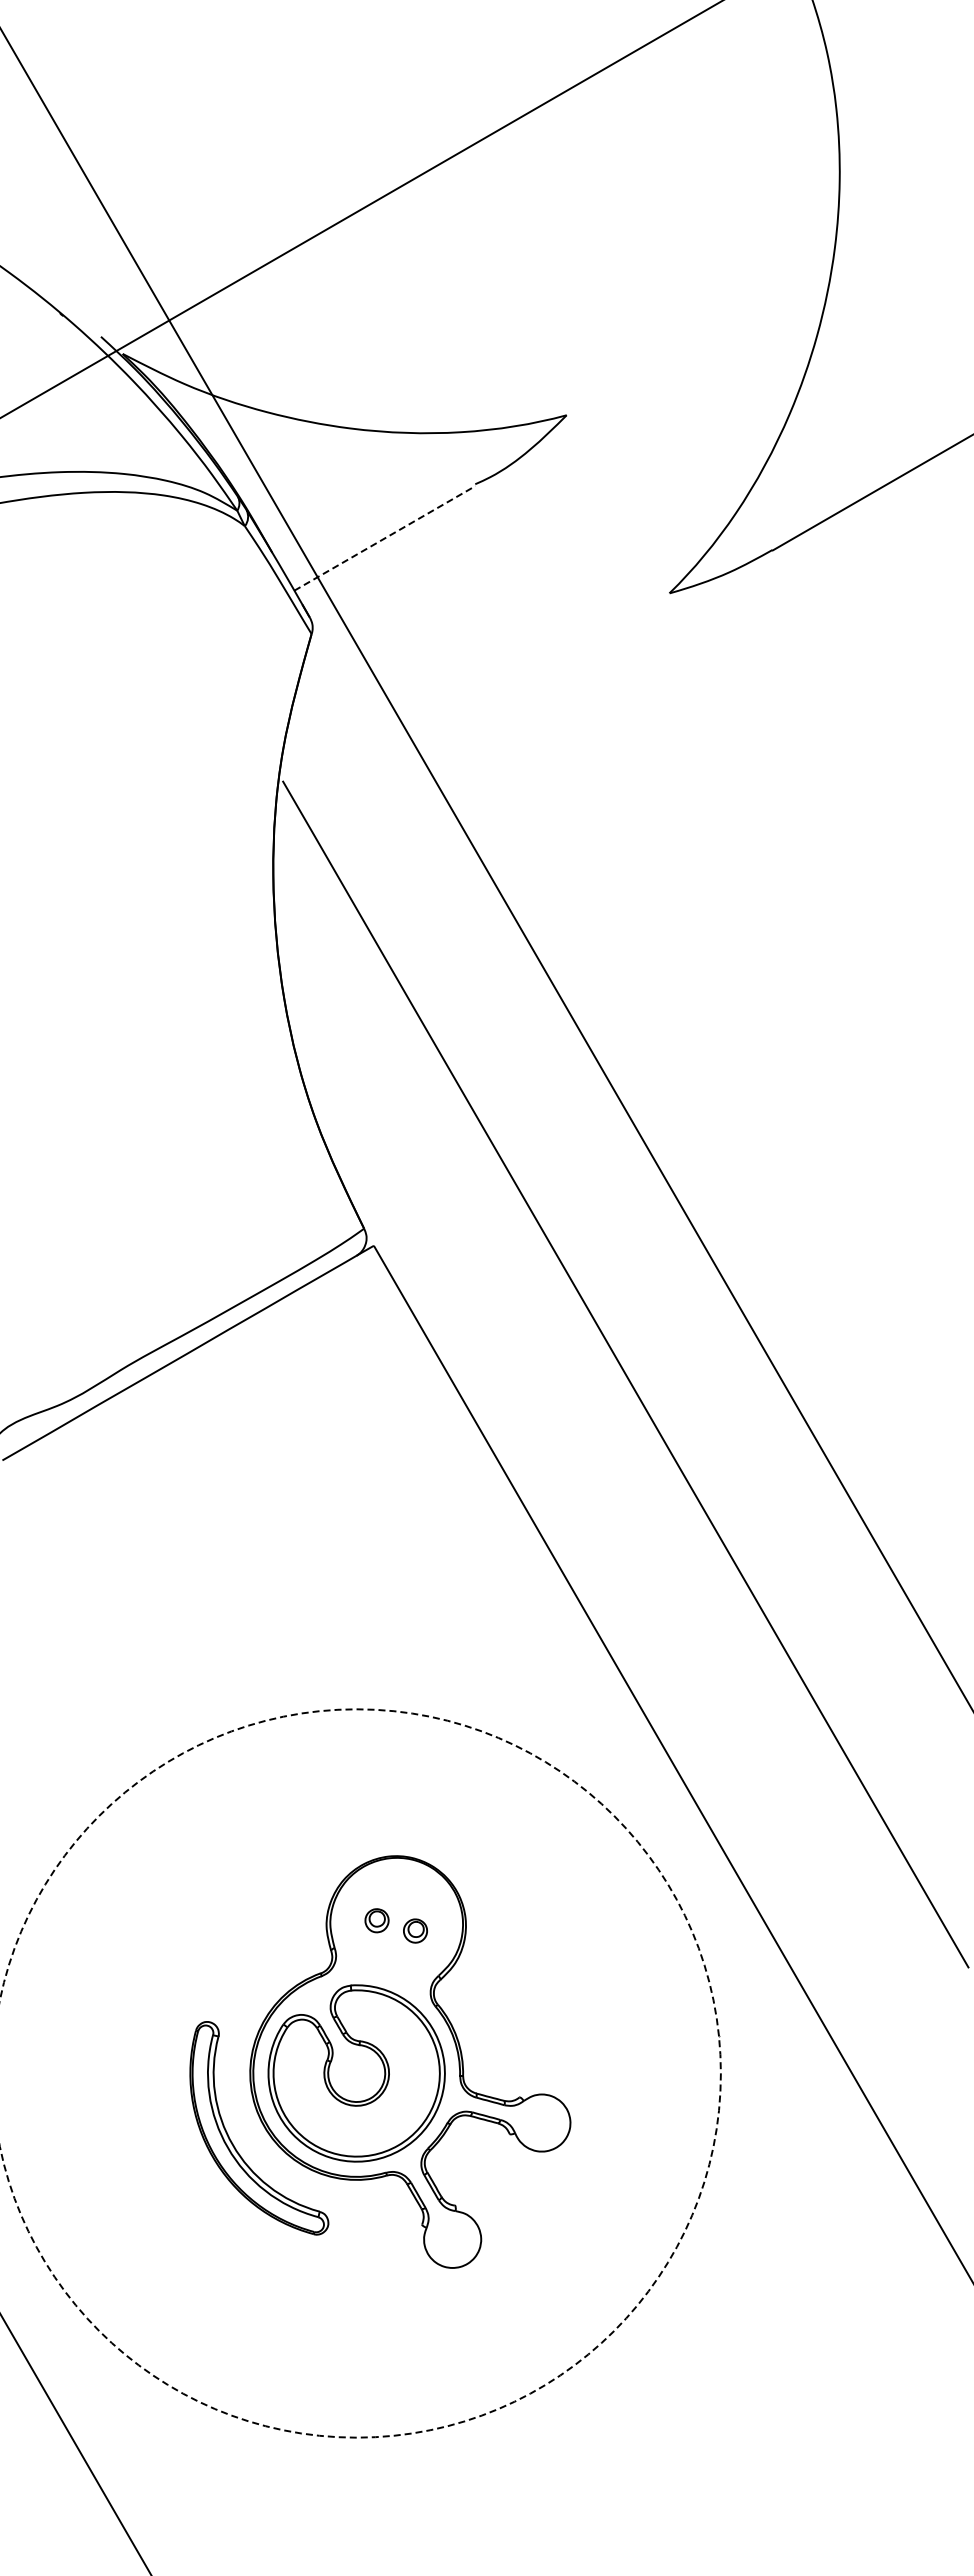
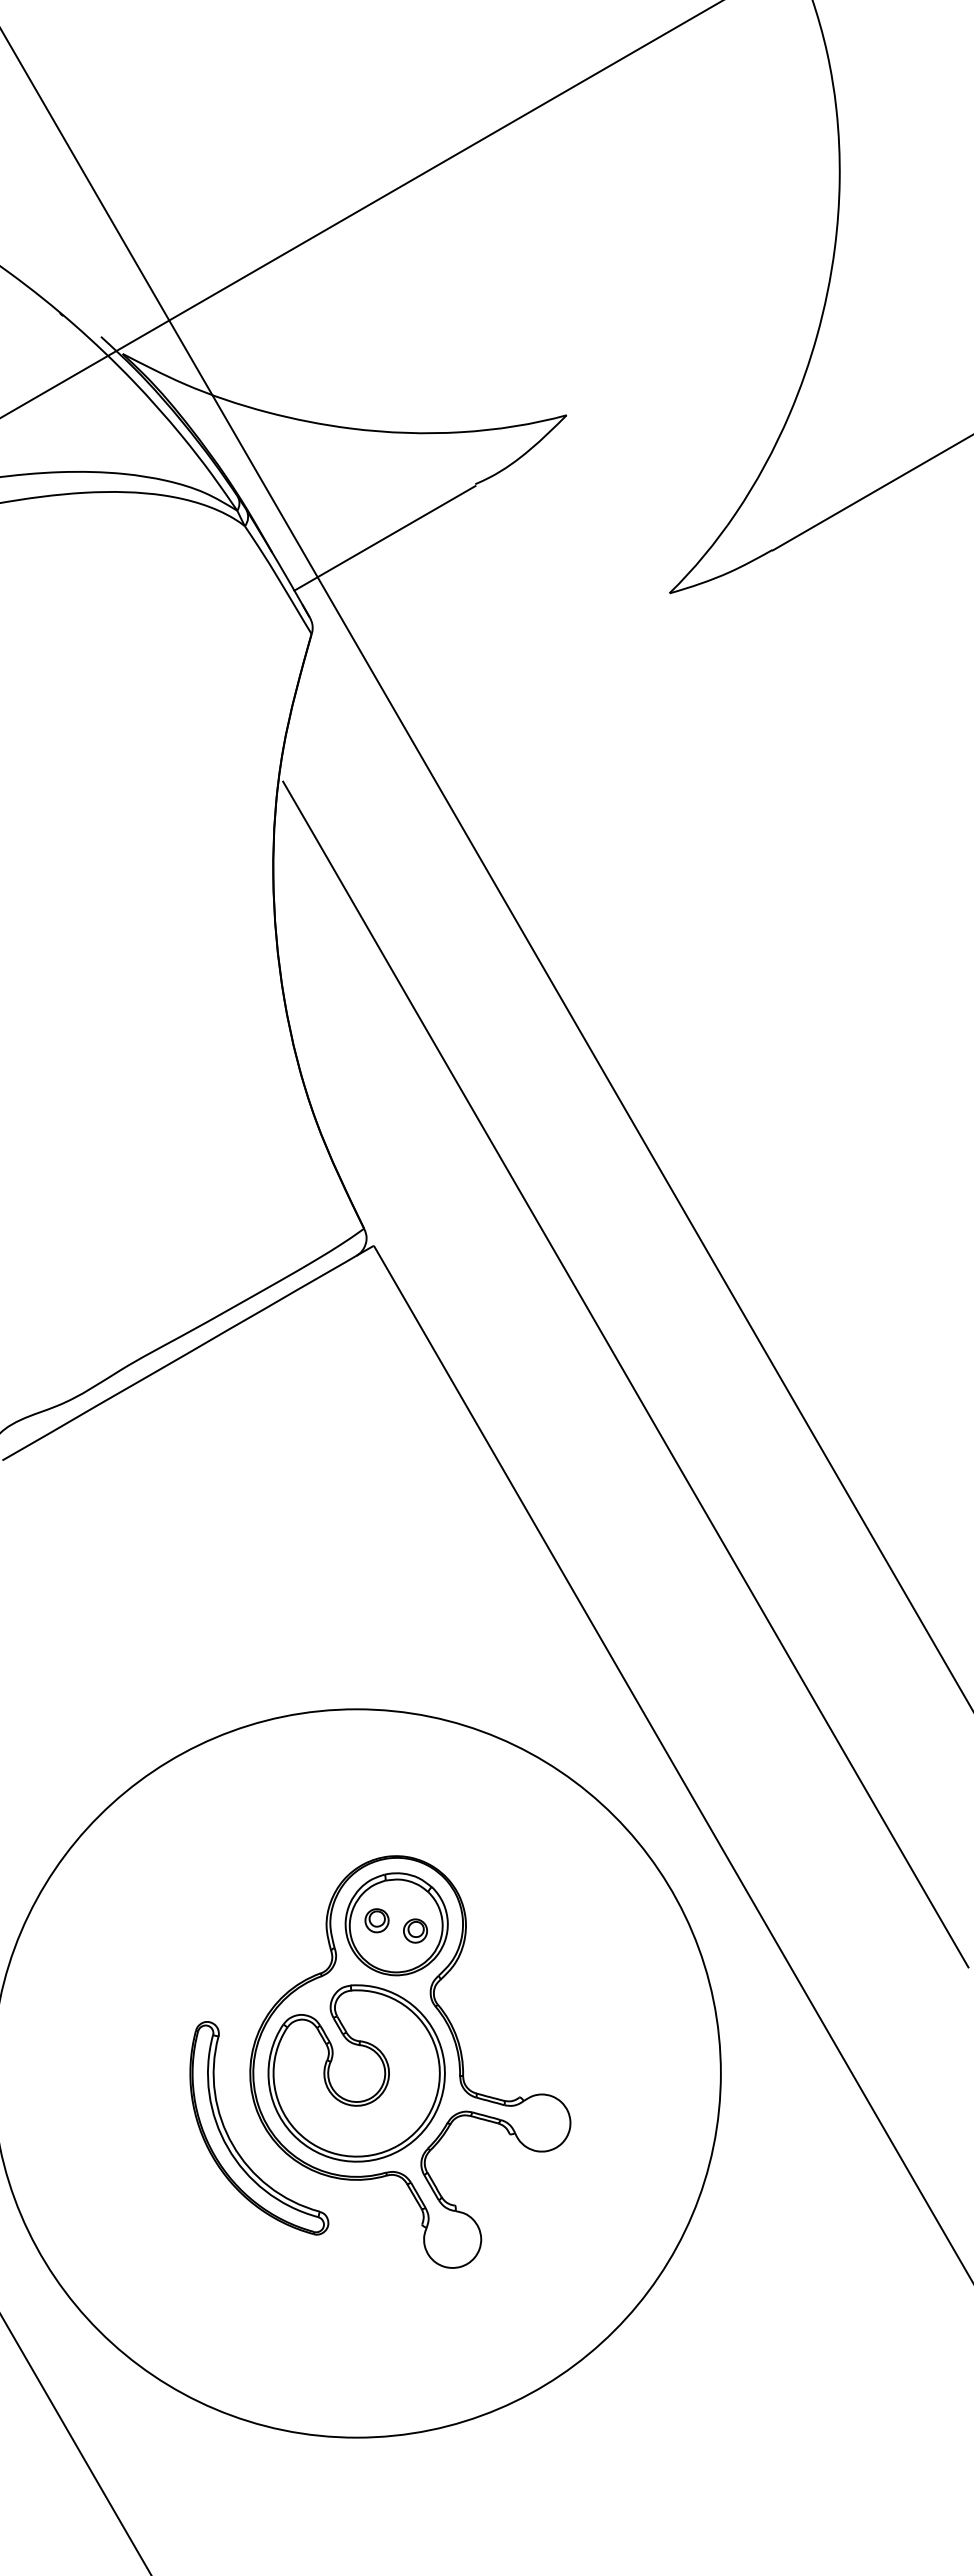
line: dashed -> solid (384, 538)
part: none -> present (396, 1924)
circle: dashed -> solid (360, 2073)
